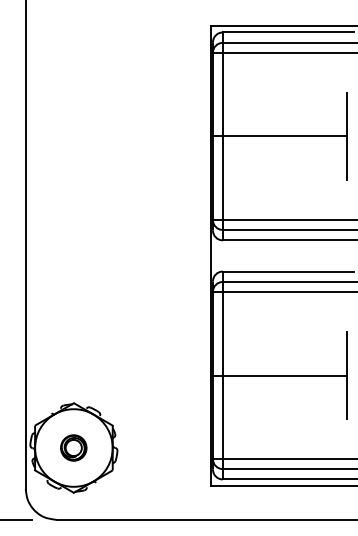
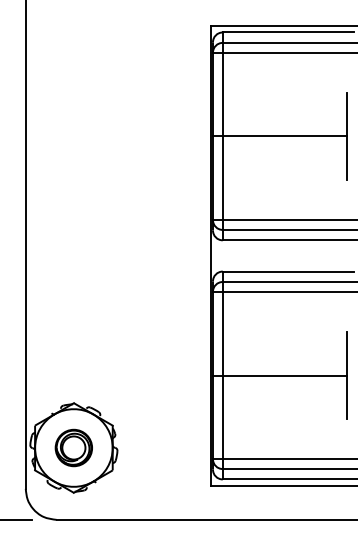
part size: 28x28 px -> 39x40 px (73, 447)
